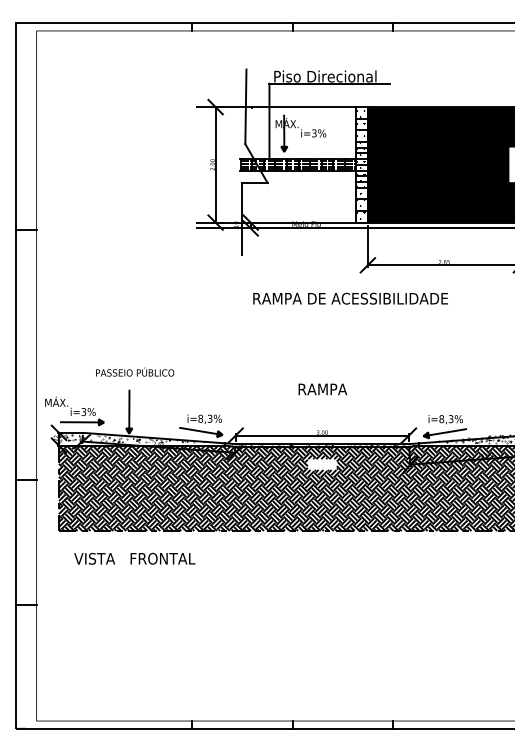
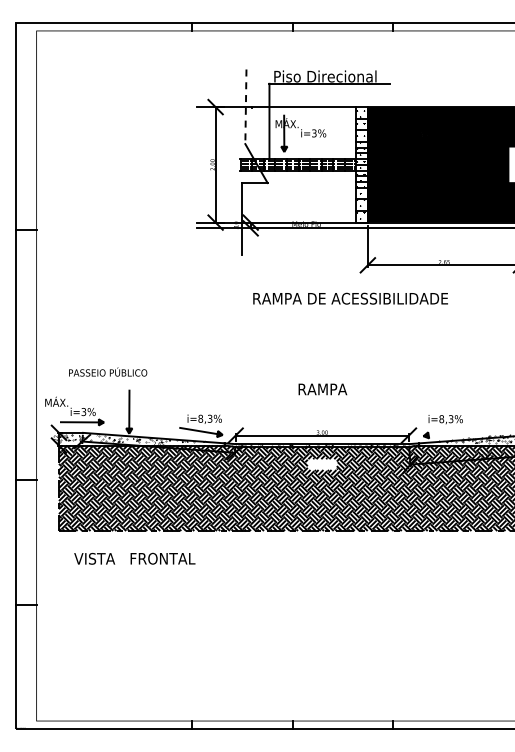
line: solid -> dashed (245, 107)
text position: (135, 371) -> (108, 371) (108, 371)
line: present -> none (447, 432)
